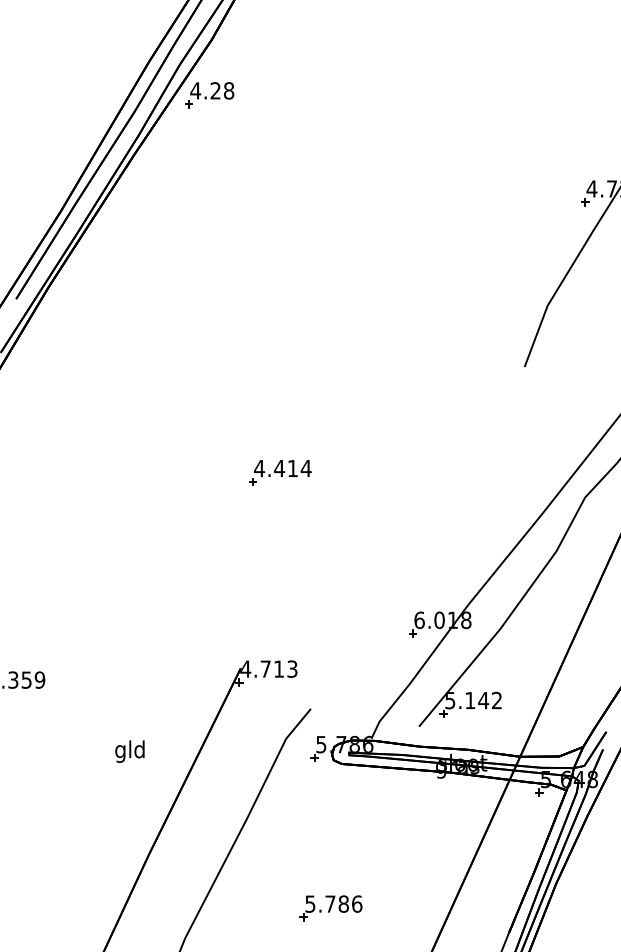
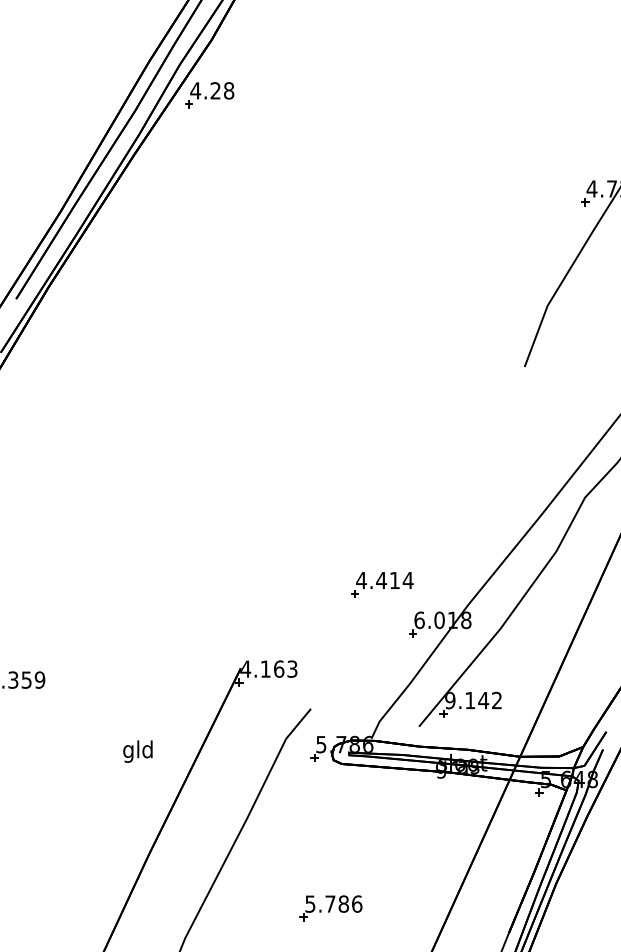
part position: (280, 472) -> (382, 584) (382, 584)
text: 4.713 -> 4.163 (272, 668)
text: 5.142 -> 9.142 (450, 699)
text position: (129, 751) -> (137, 751) (137, 751)
